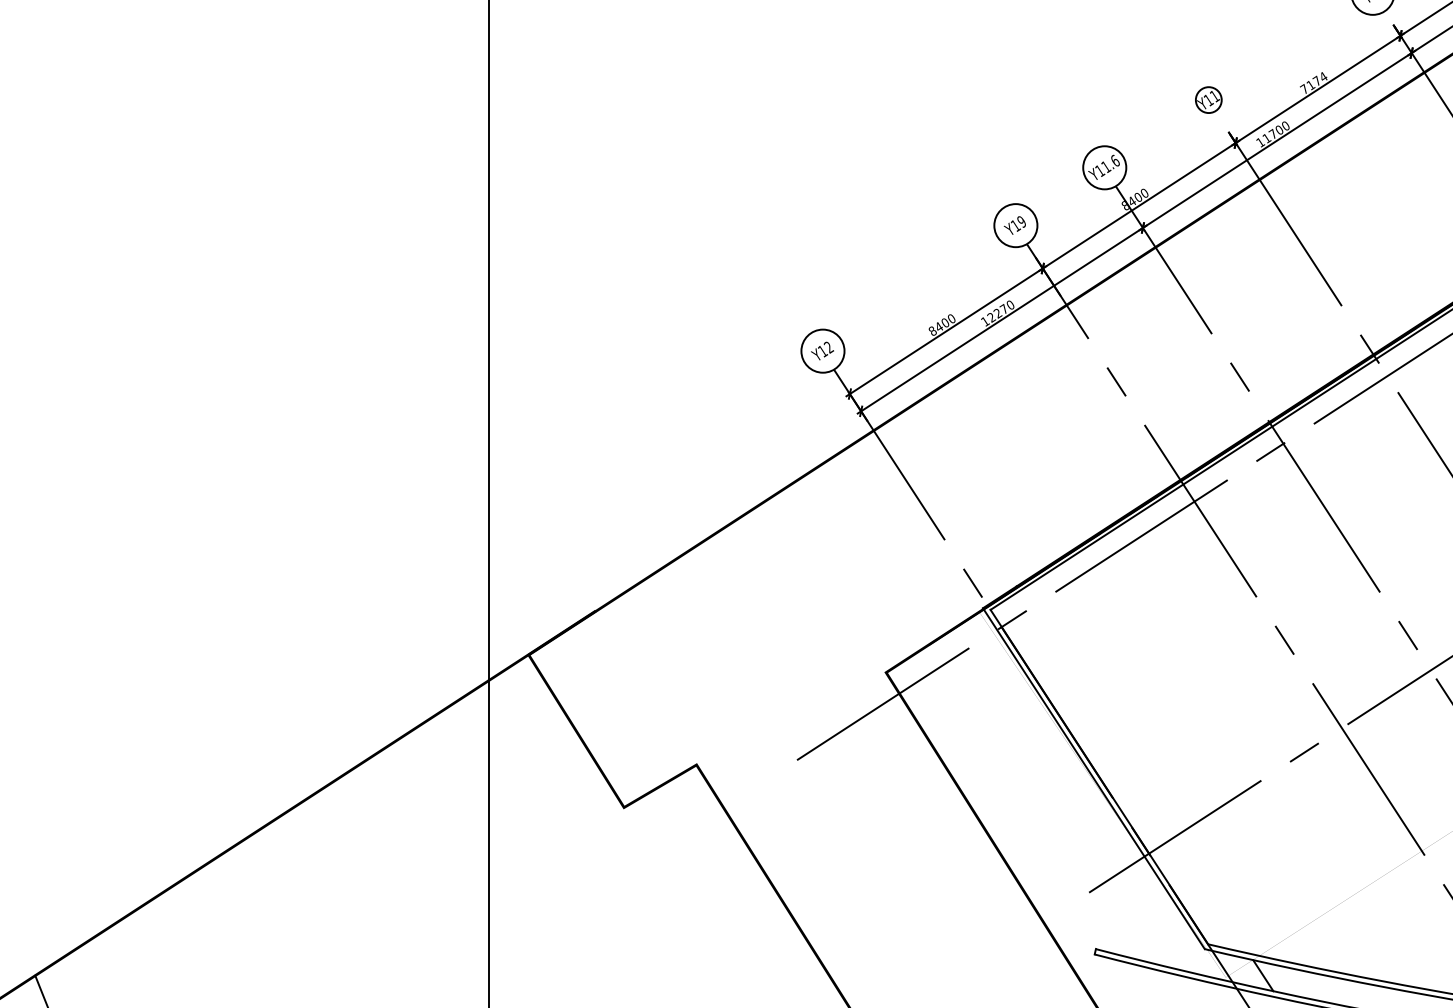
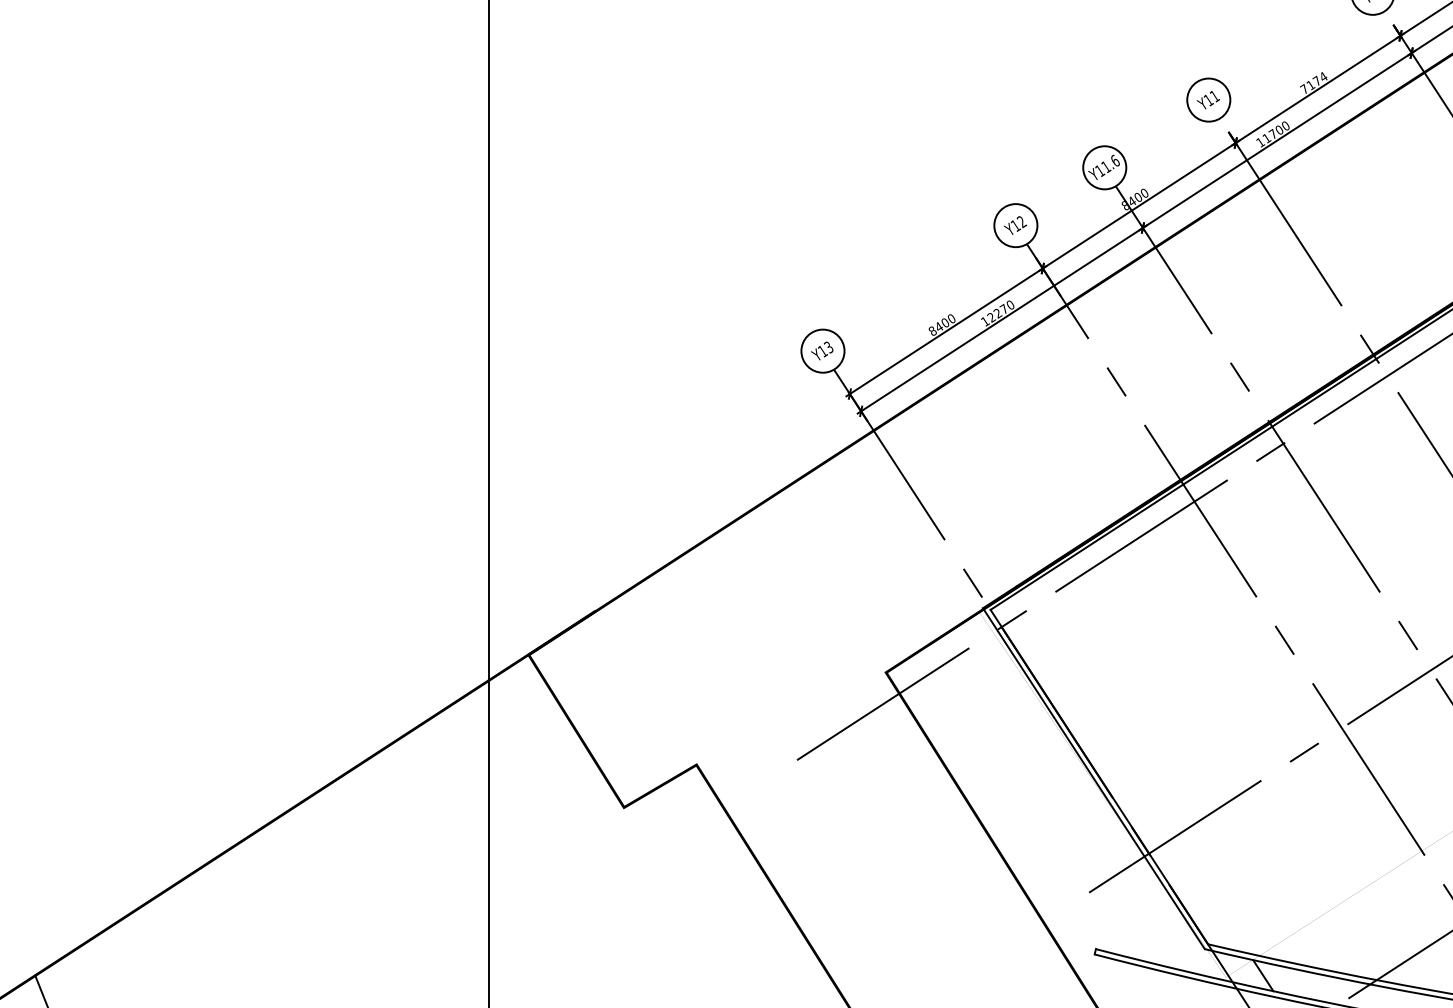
circle diameter: 26 px -> 43 px (1208, 99)
text: Y19 -> Y12 (1021, 222)
text: Y12 -> Y13 (828, 347)
line: none -> present (1394, 968)
